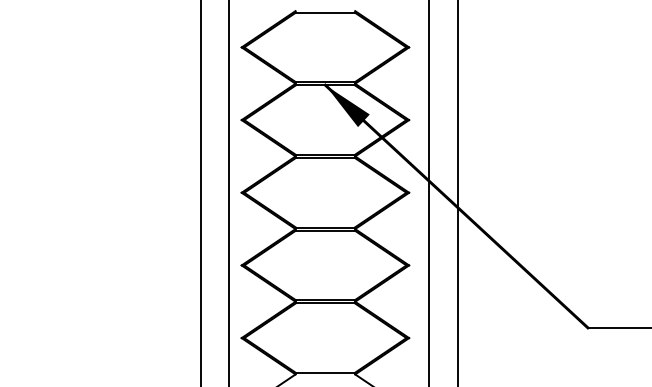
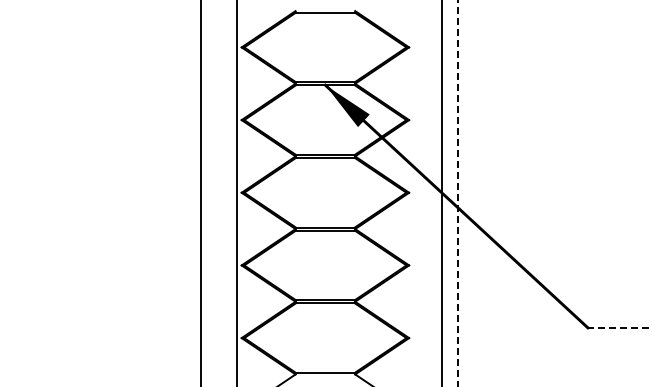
line position: (229, 192) -> (237, 192) (237, 192)
line position: (428, 192) -> (441, 192) (441, 192)
line: solid -> dashed (457, 193)
line: solid -> dashed (619, 327)
